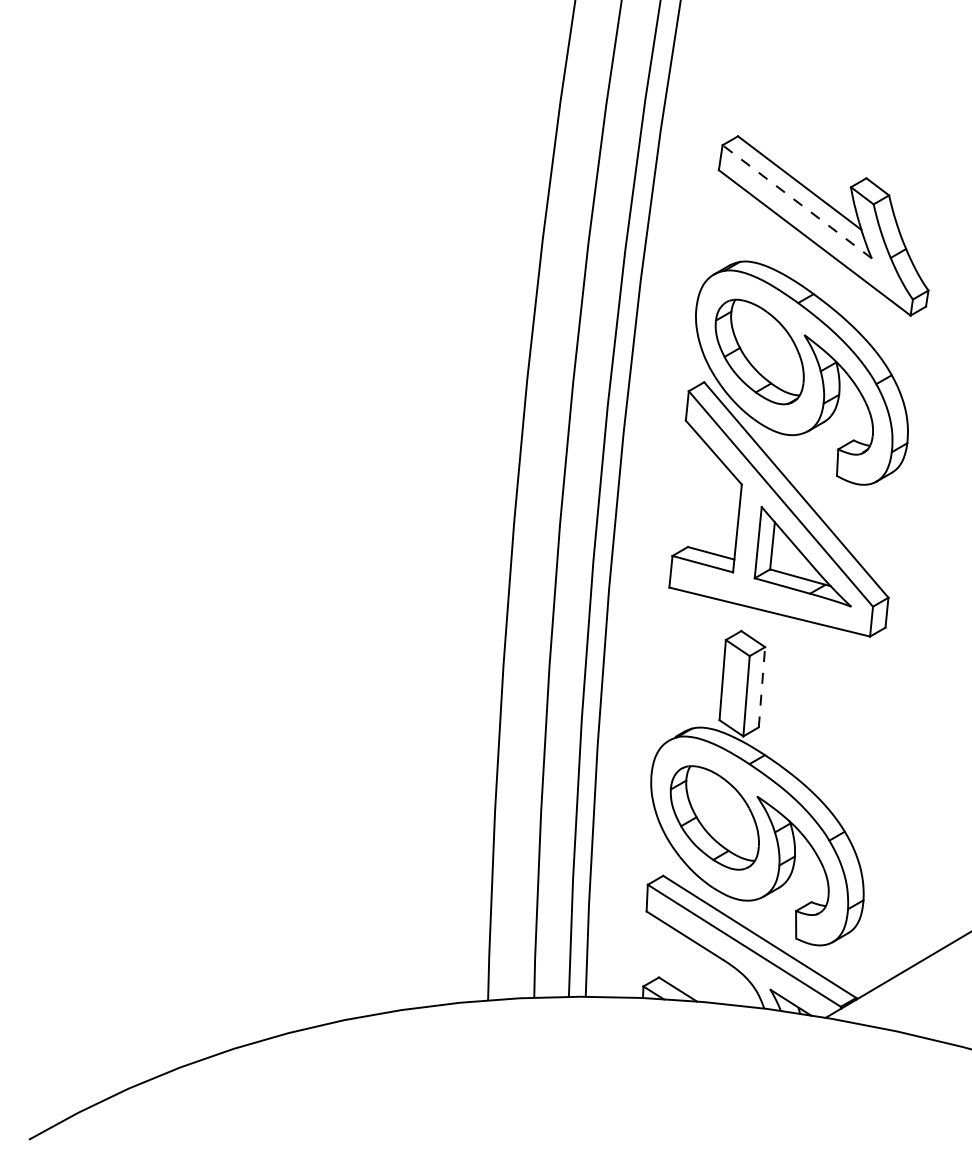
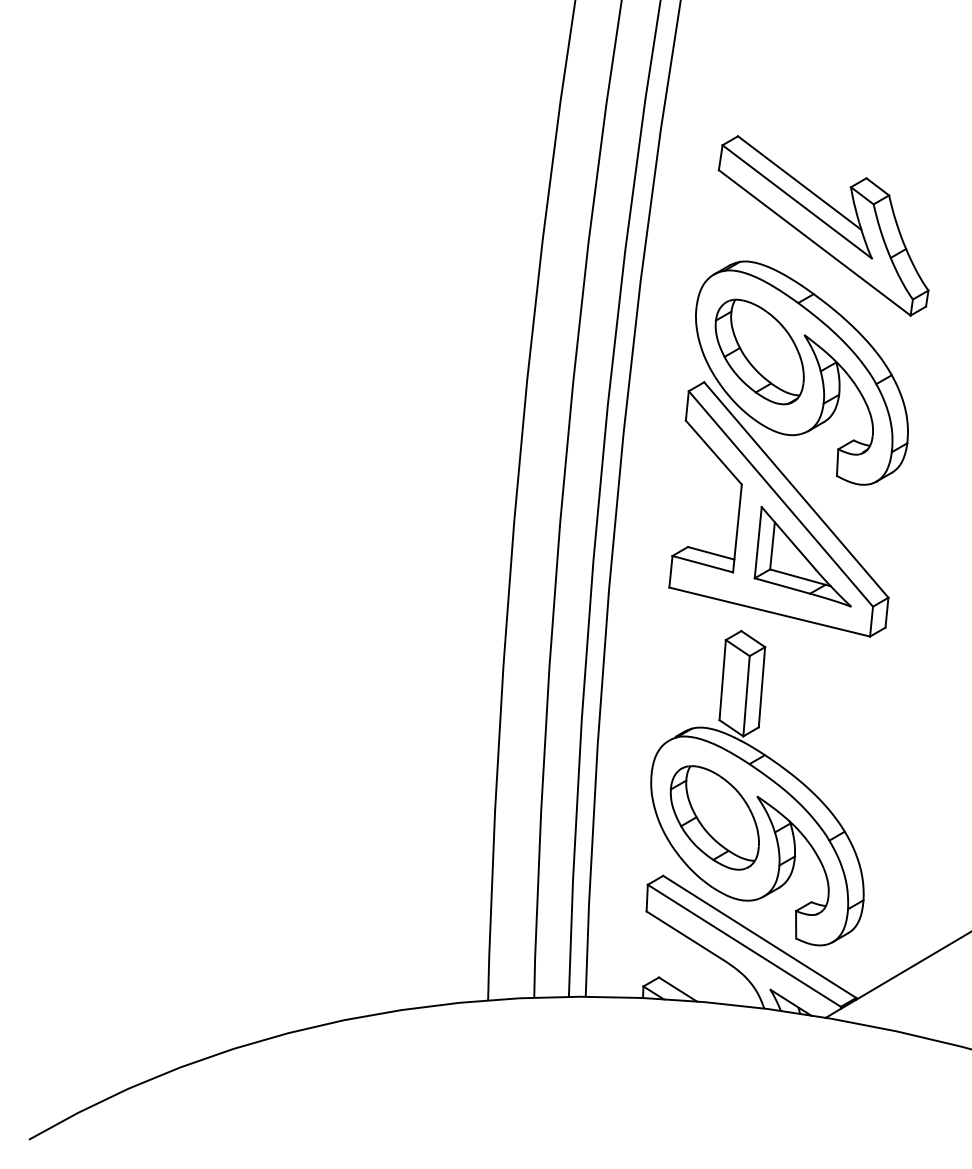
line: dashed -> solid (797, 201)
line: dashed -> solid (762, 686)
